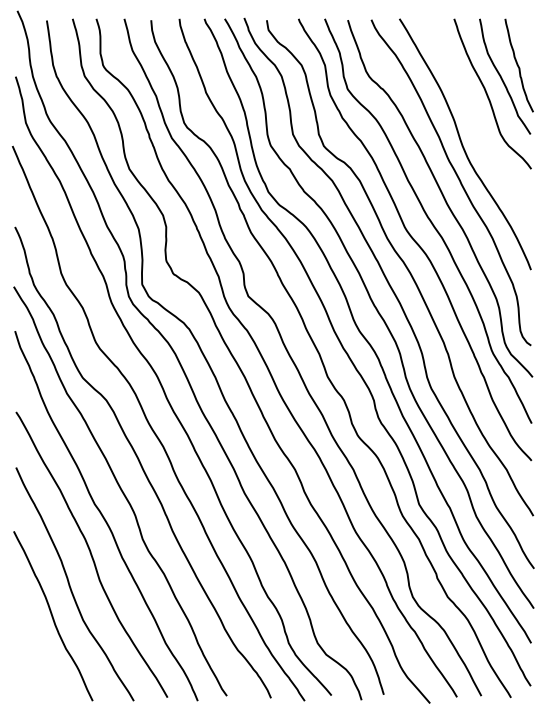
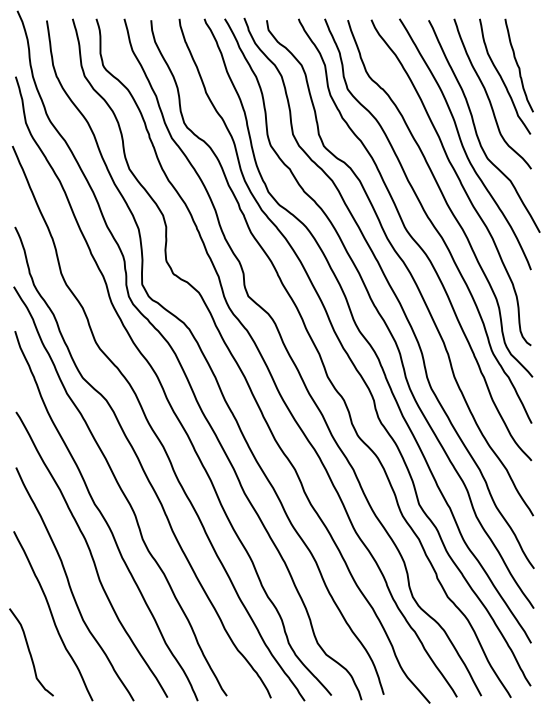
curve: none -> present (476, 129)
curve: none -> present (30, 652)
